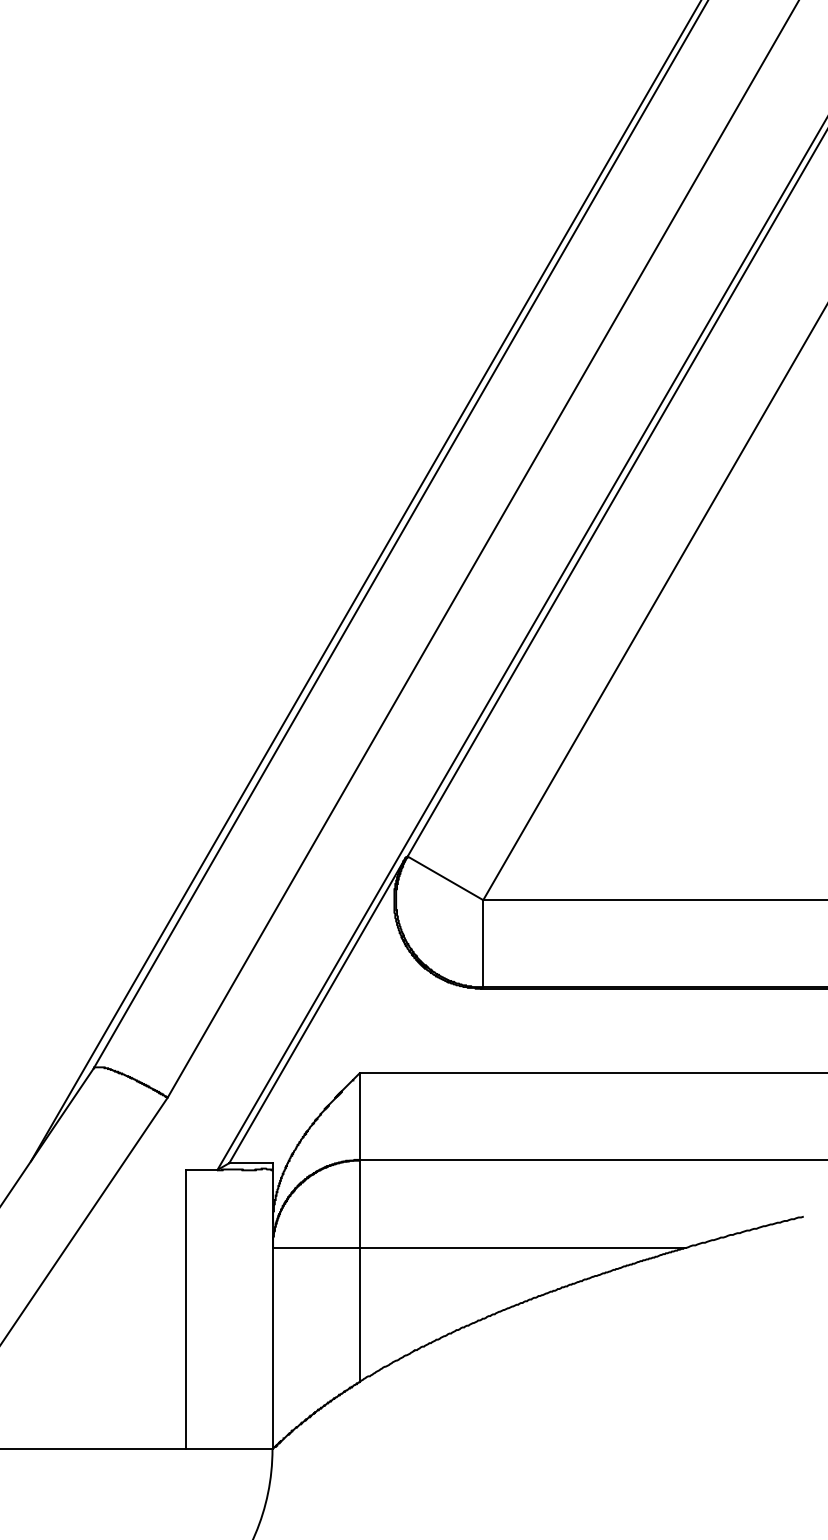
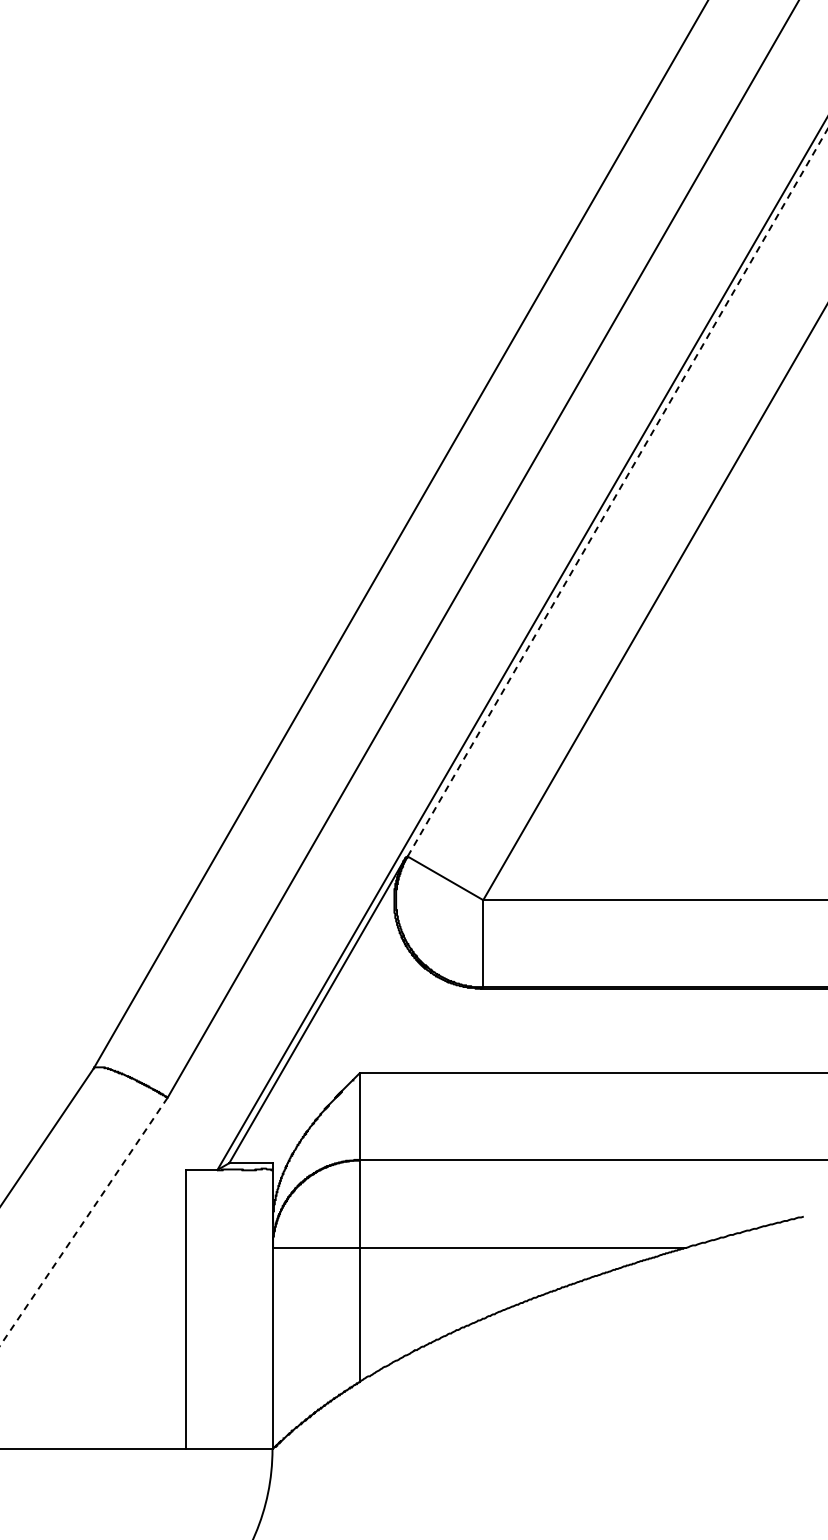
line: solid -> dashed (617, 492)
line: present -> none (365, 581)
line: solid -> dashed (83, 1221)
